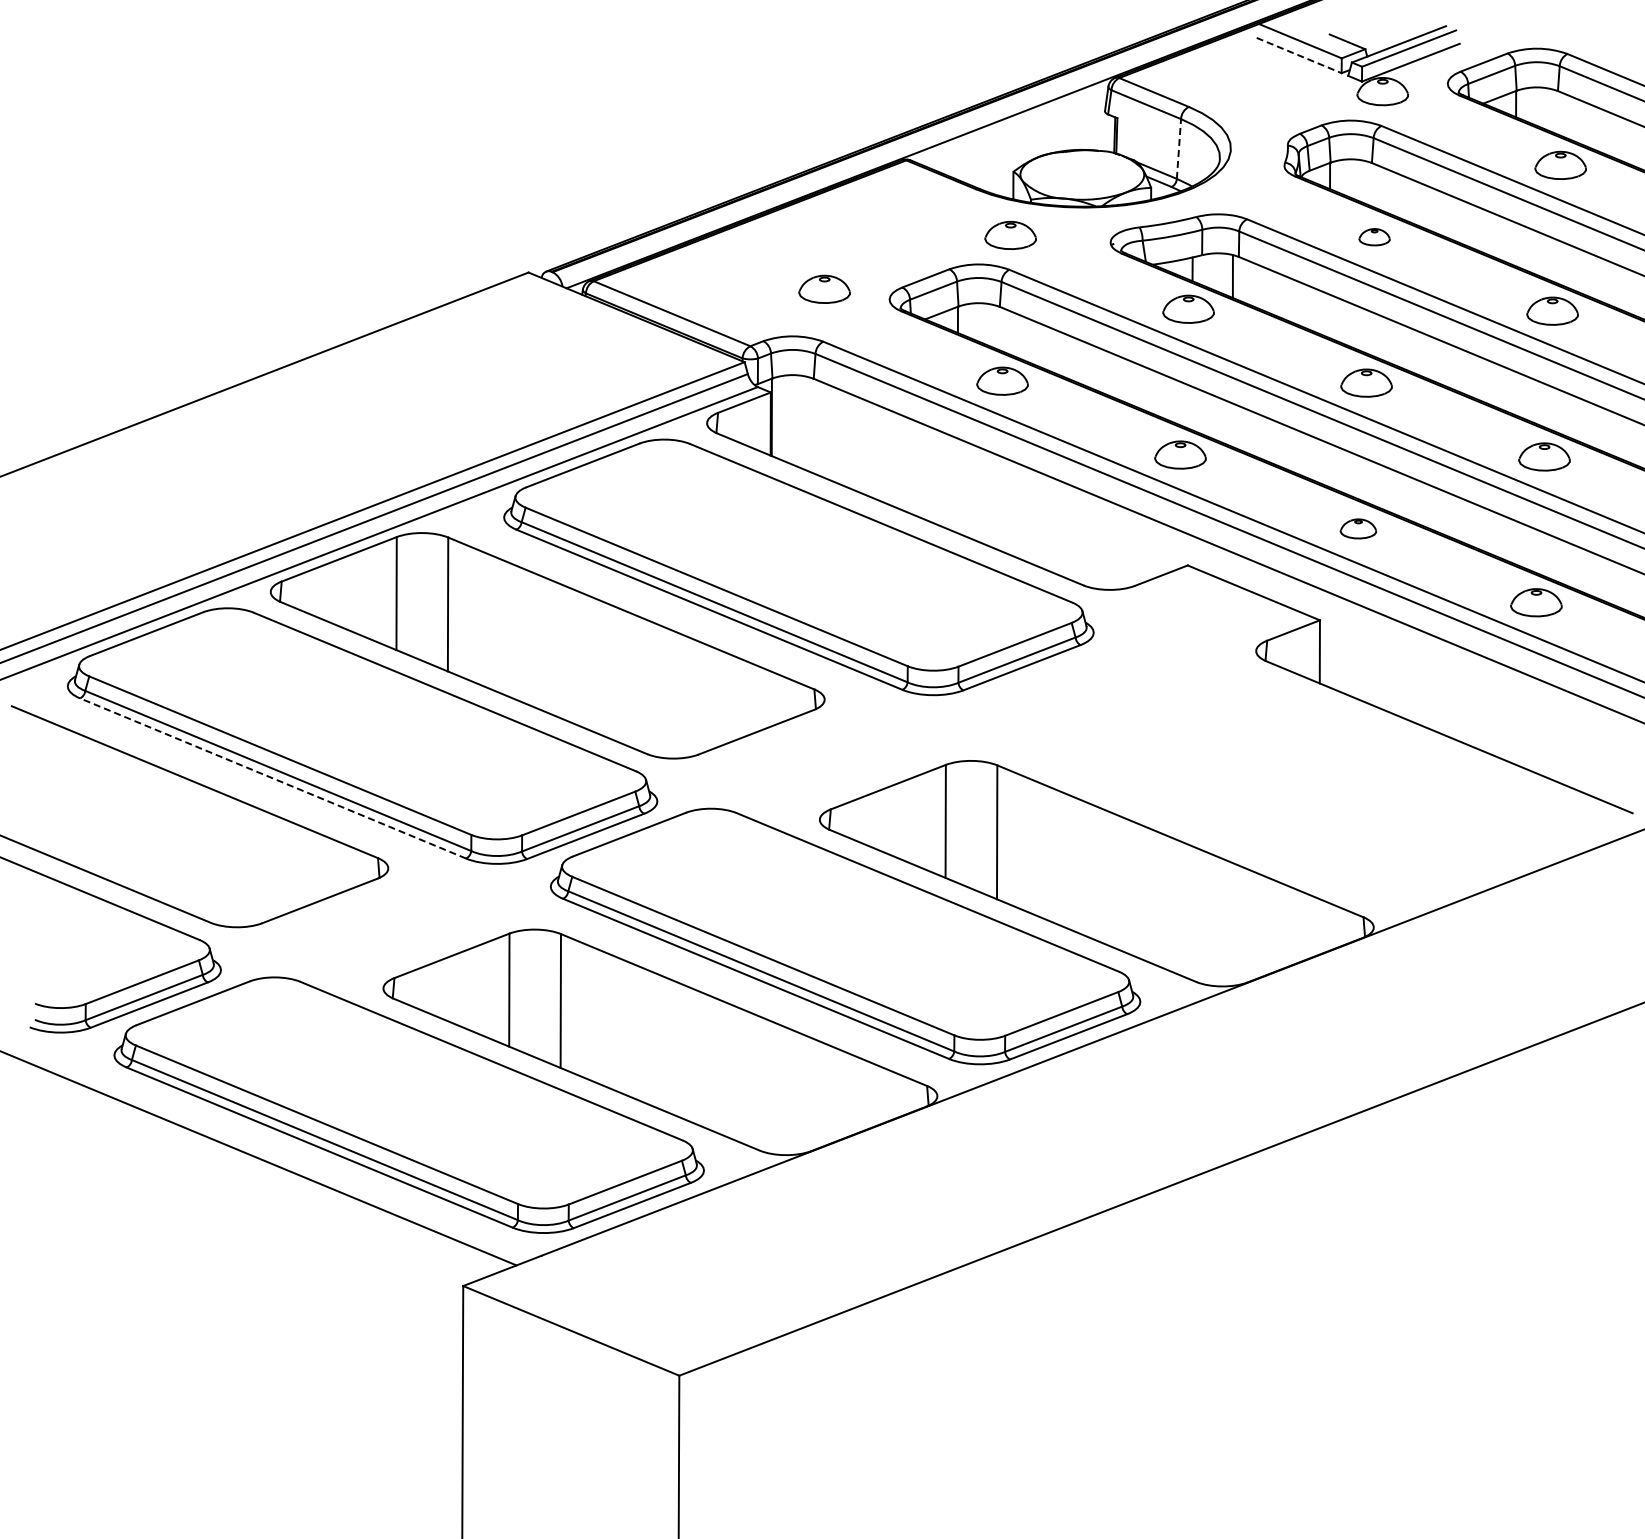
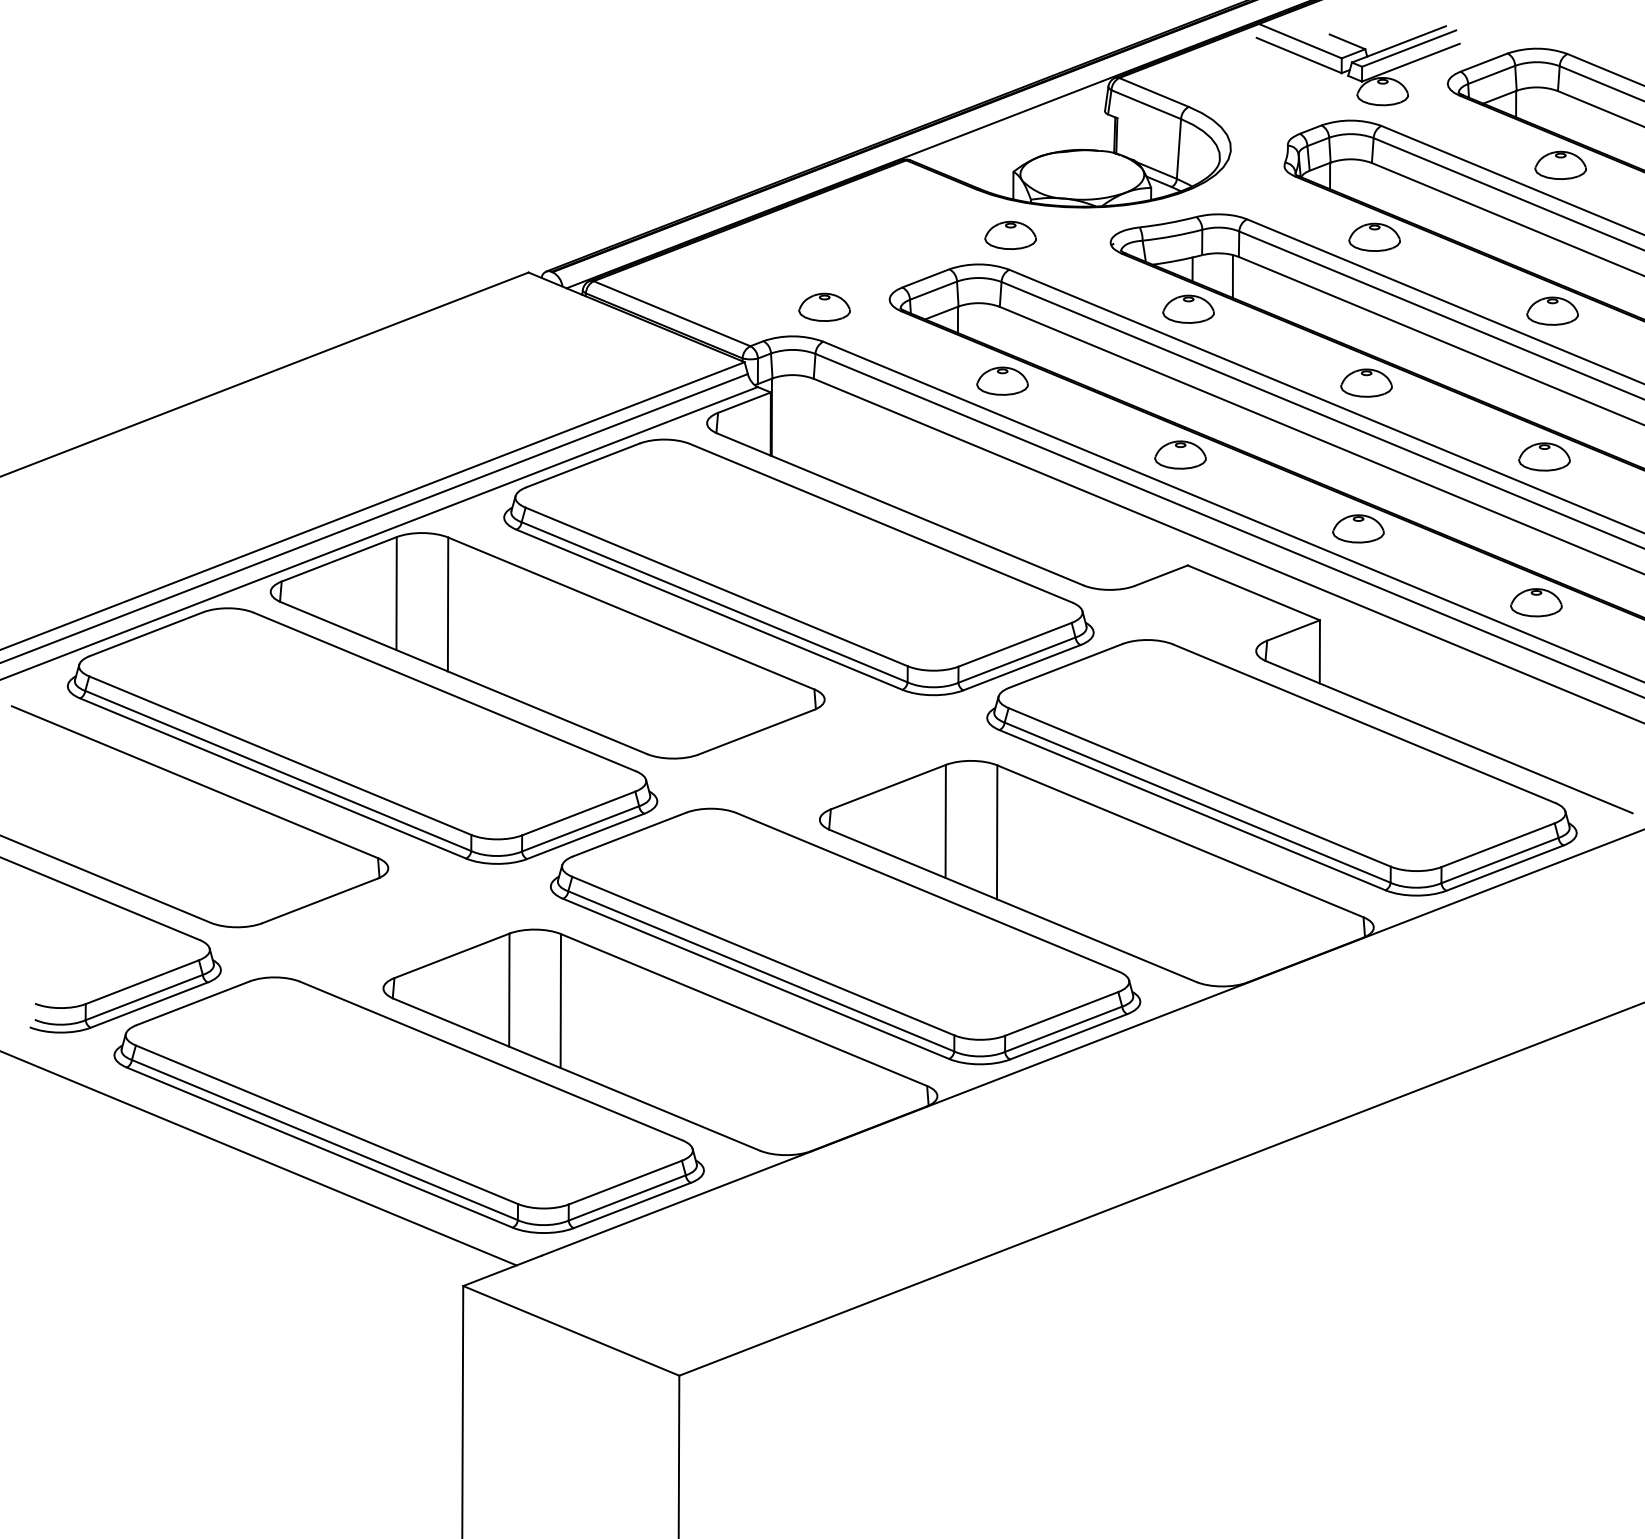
line: dashed -> solid (1299, 55)
line: dashed -> solid (1178, 148)
part size: 33x19 px -> 53x30 px (1374, 236)
part position: (824, 288) -> (824, 306) (824, 306)
part size: 39x22 px -> 53x30 px (1358, 528)
part: none -> present (1281, 767)
line: dashed -> solid (273, 778)
